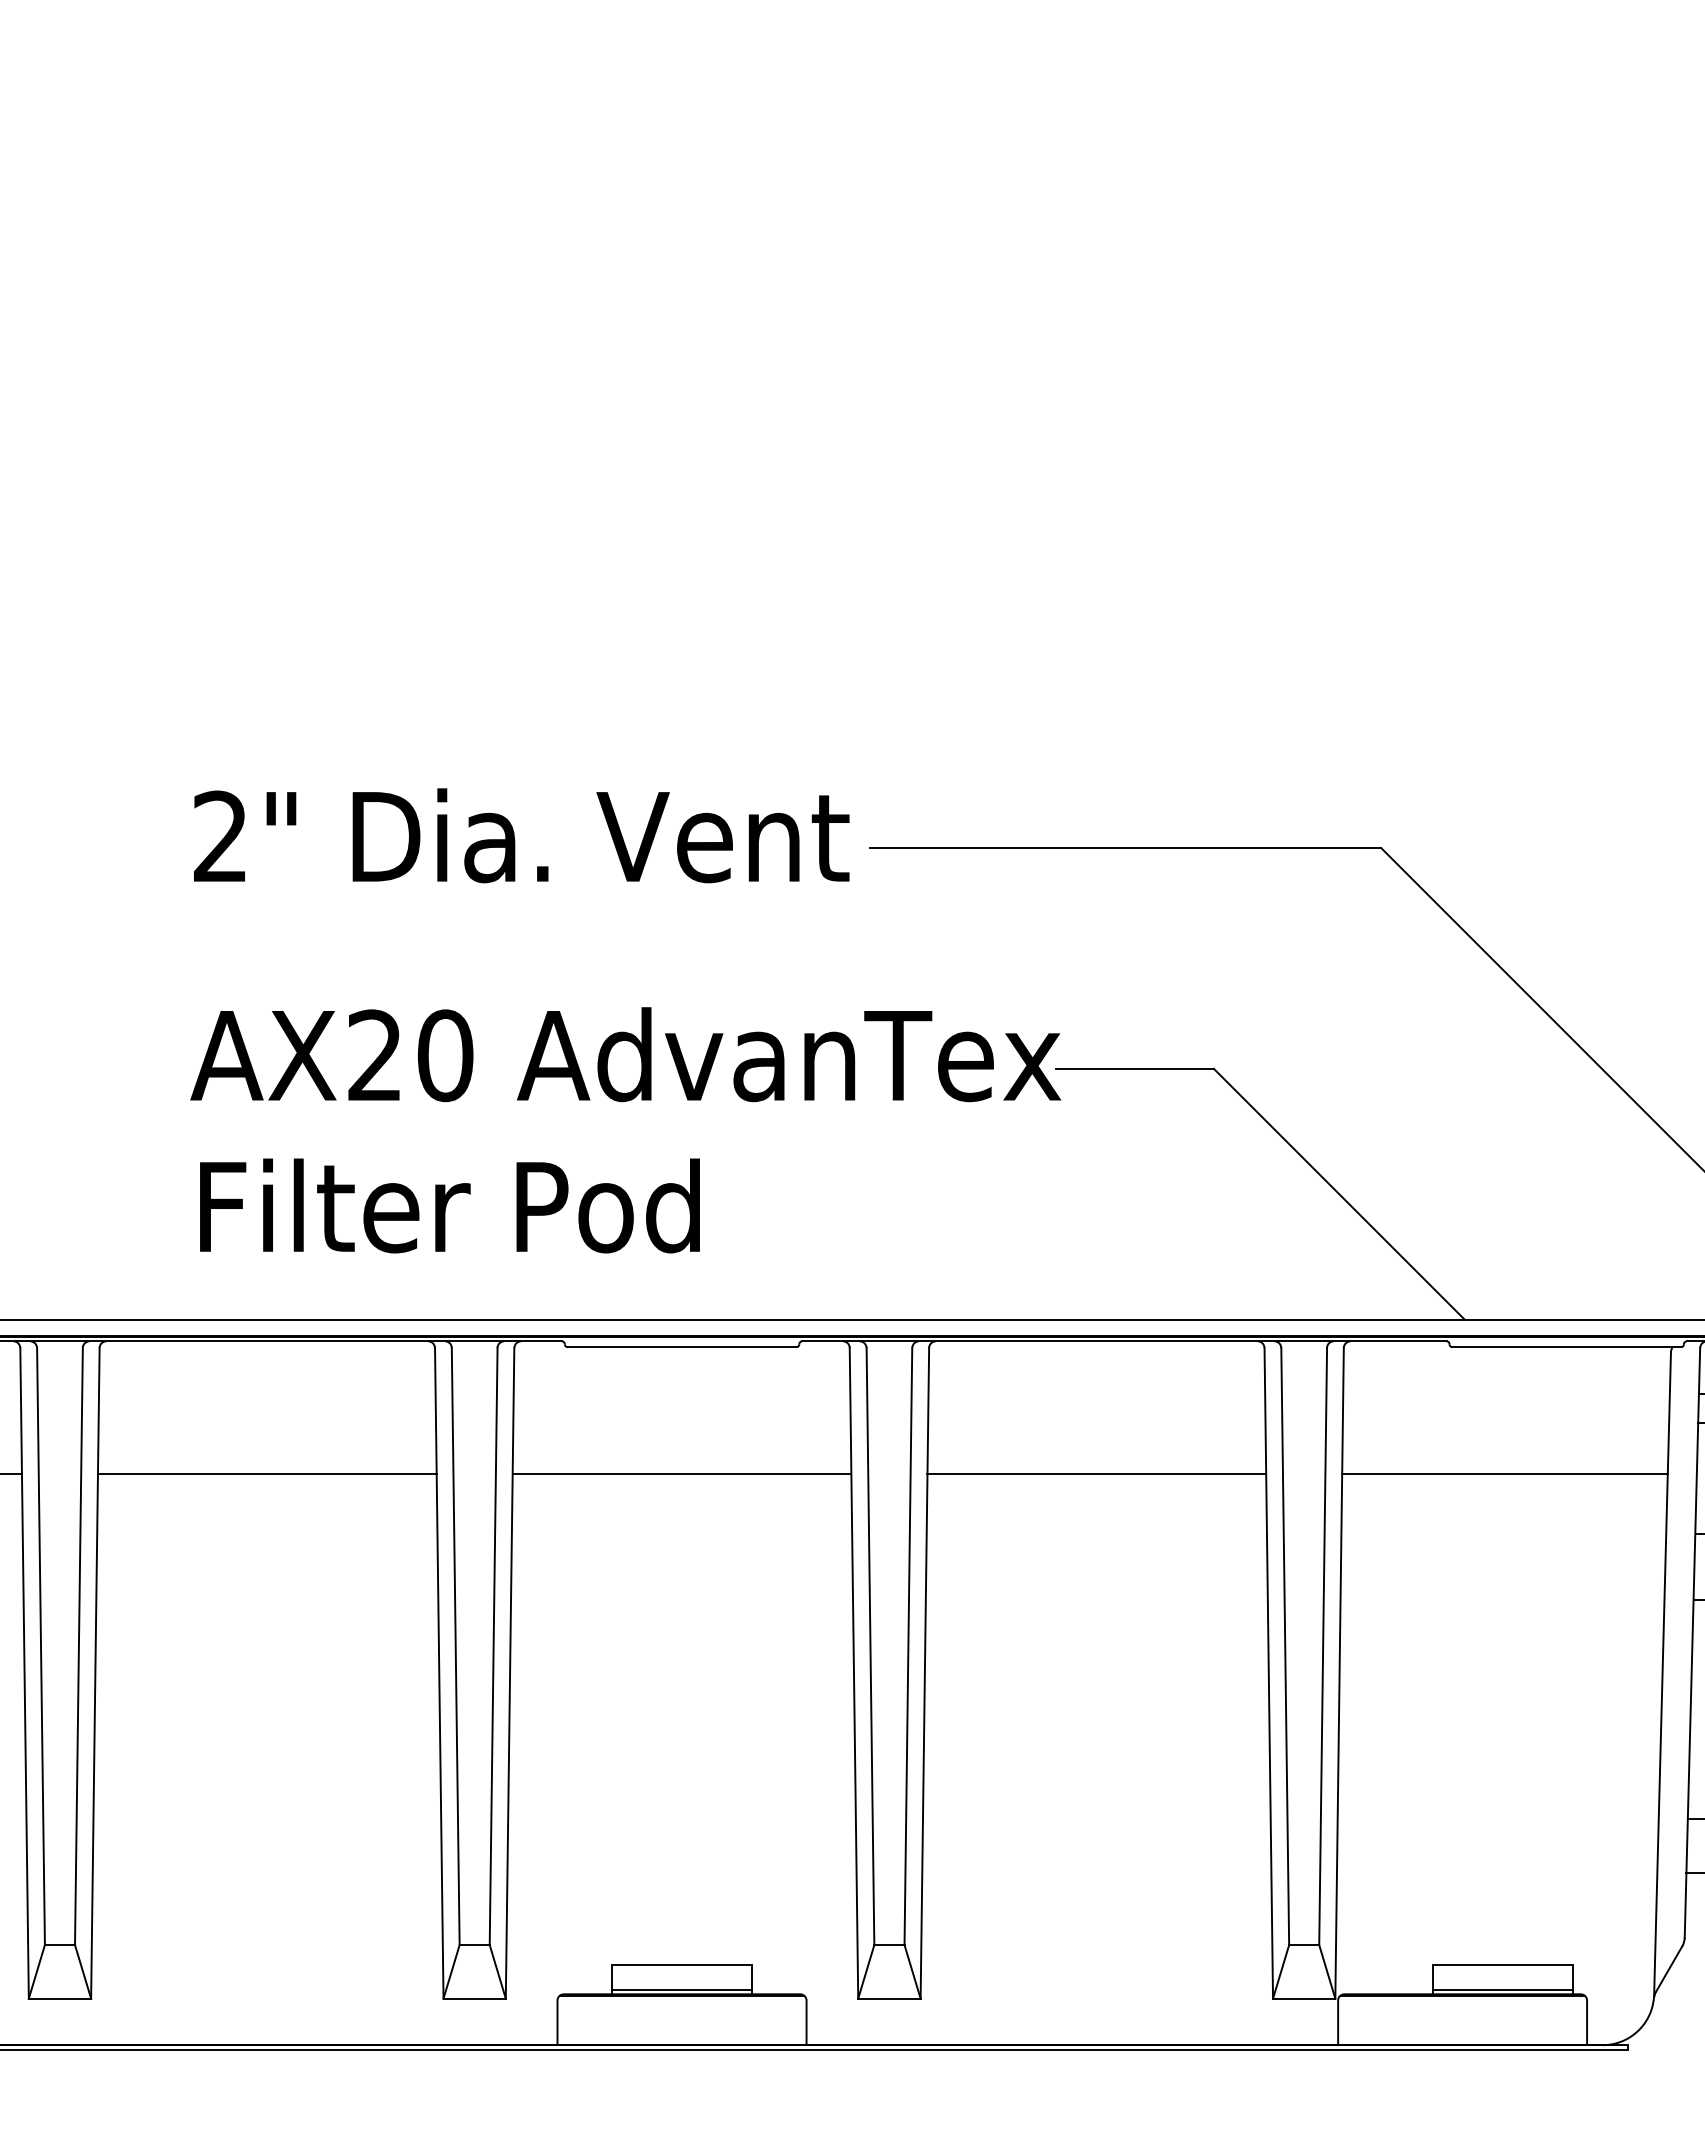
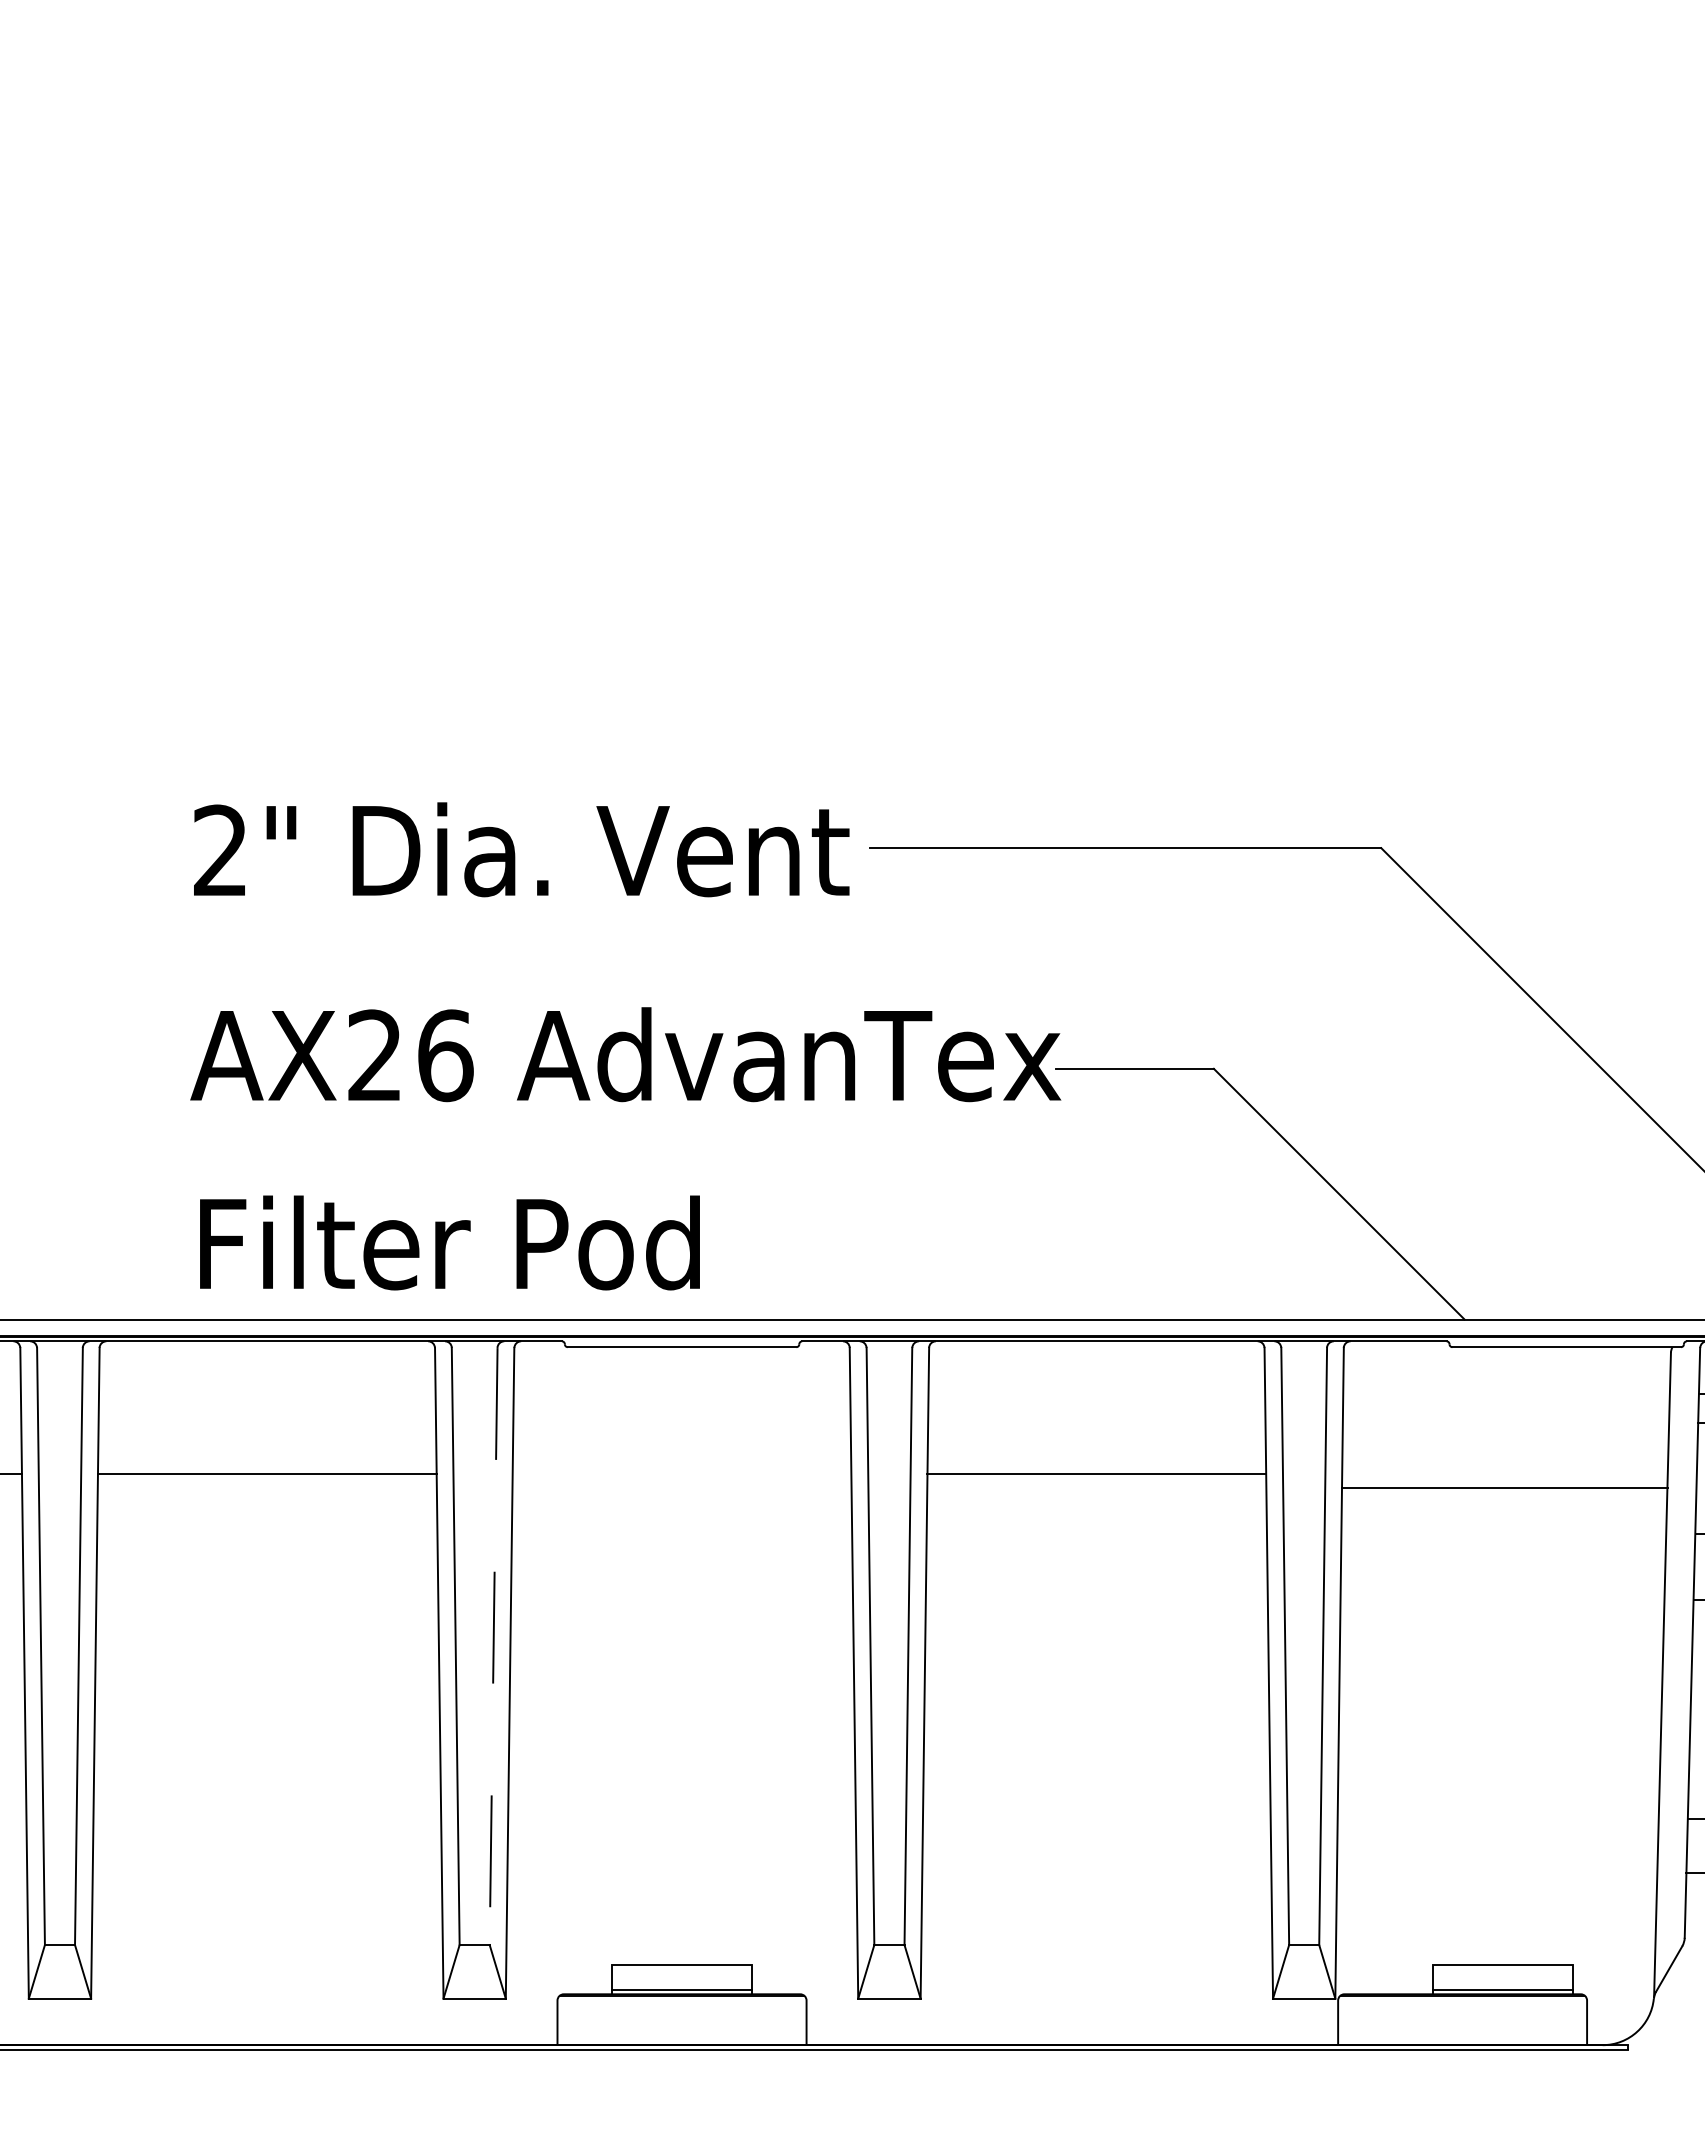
text position: (521, 835) -> (521, 849) (521, 849)
text: AX20 -> AX26 (445, 1055)
text position: (449, 1205) -> (449, 1242) (449, 1242)
line: present -> none (681, 1474)
line position: (1504, 1474) -> (1504, 1488) (1504, 1488)
line: solid -> dashed (493, 1646)
